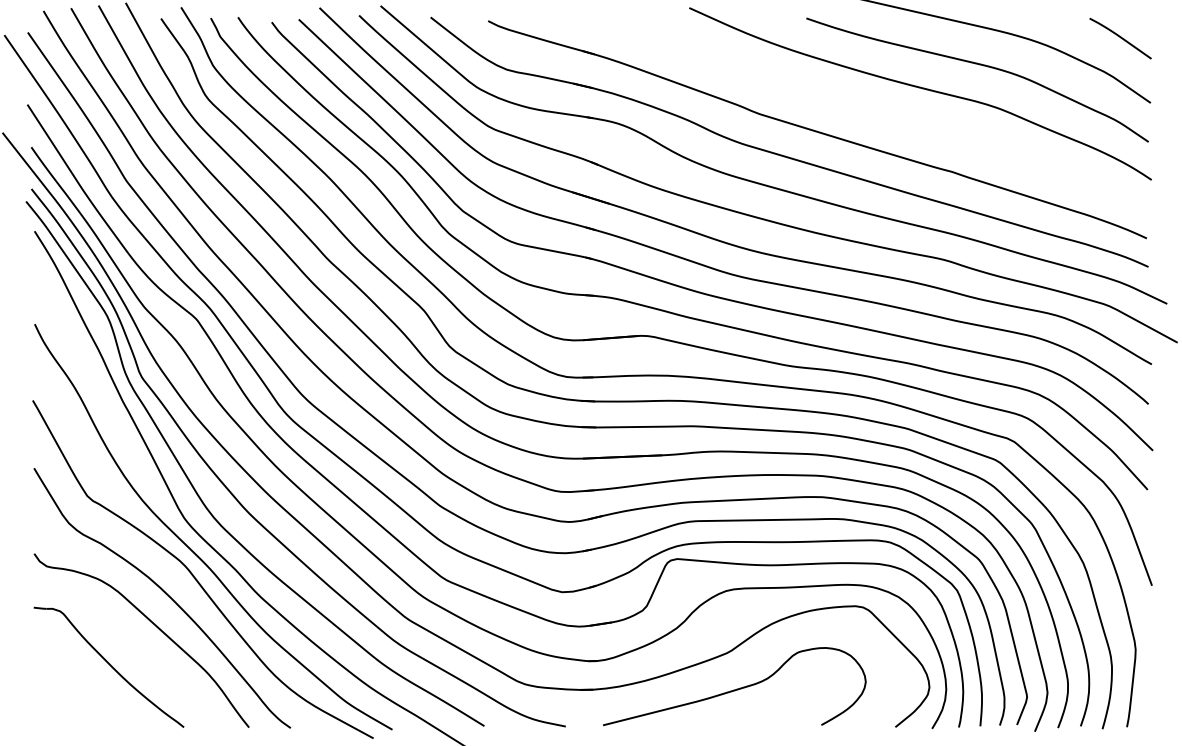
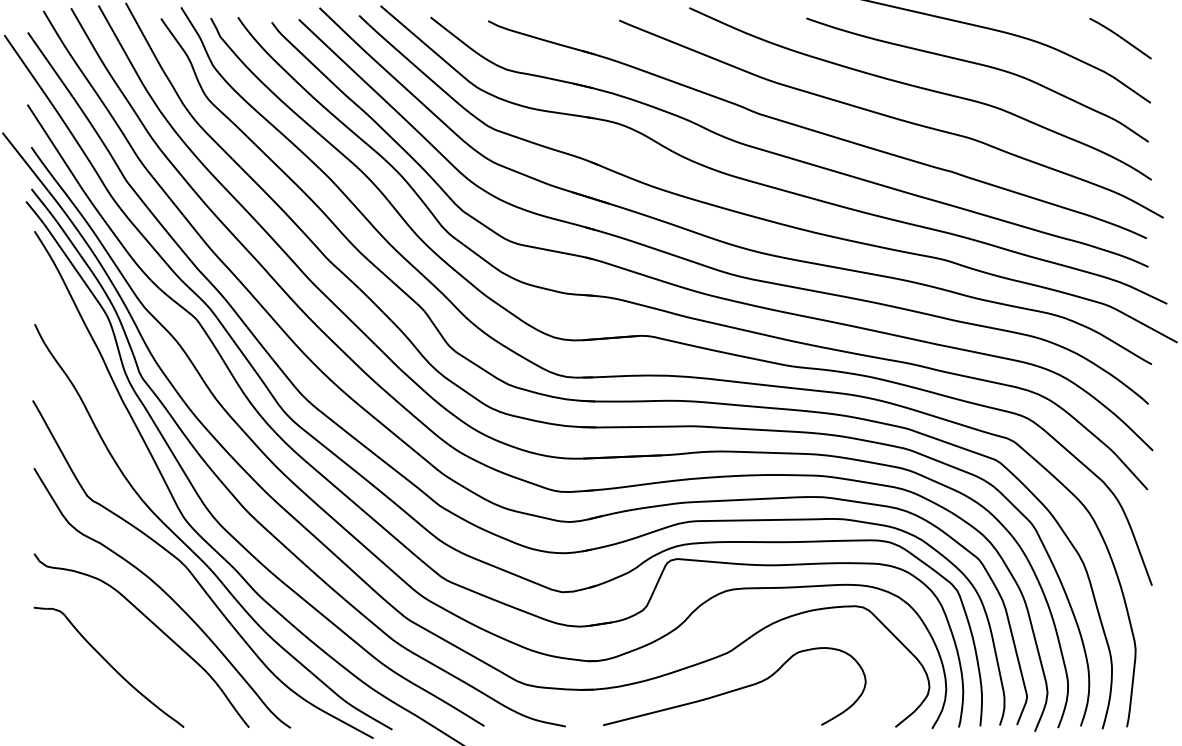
curve: none -> present (891, 118)
